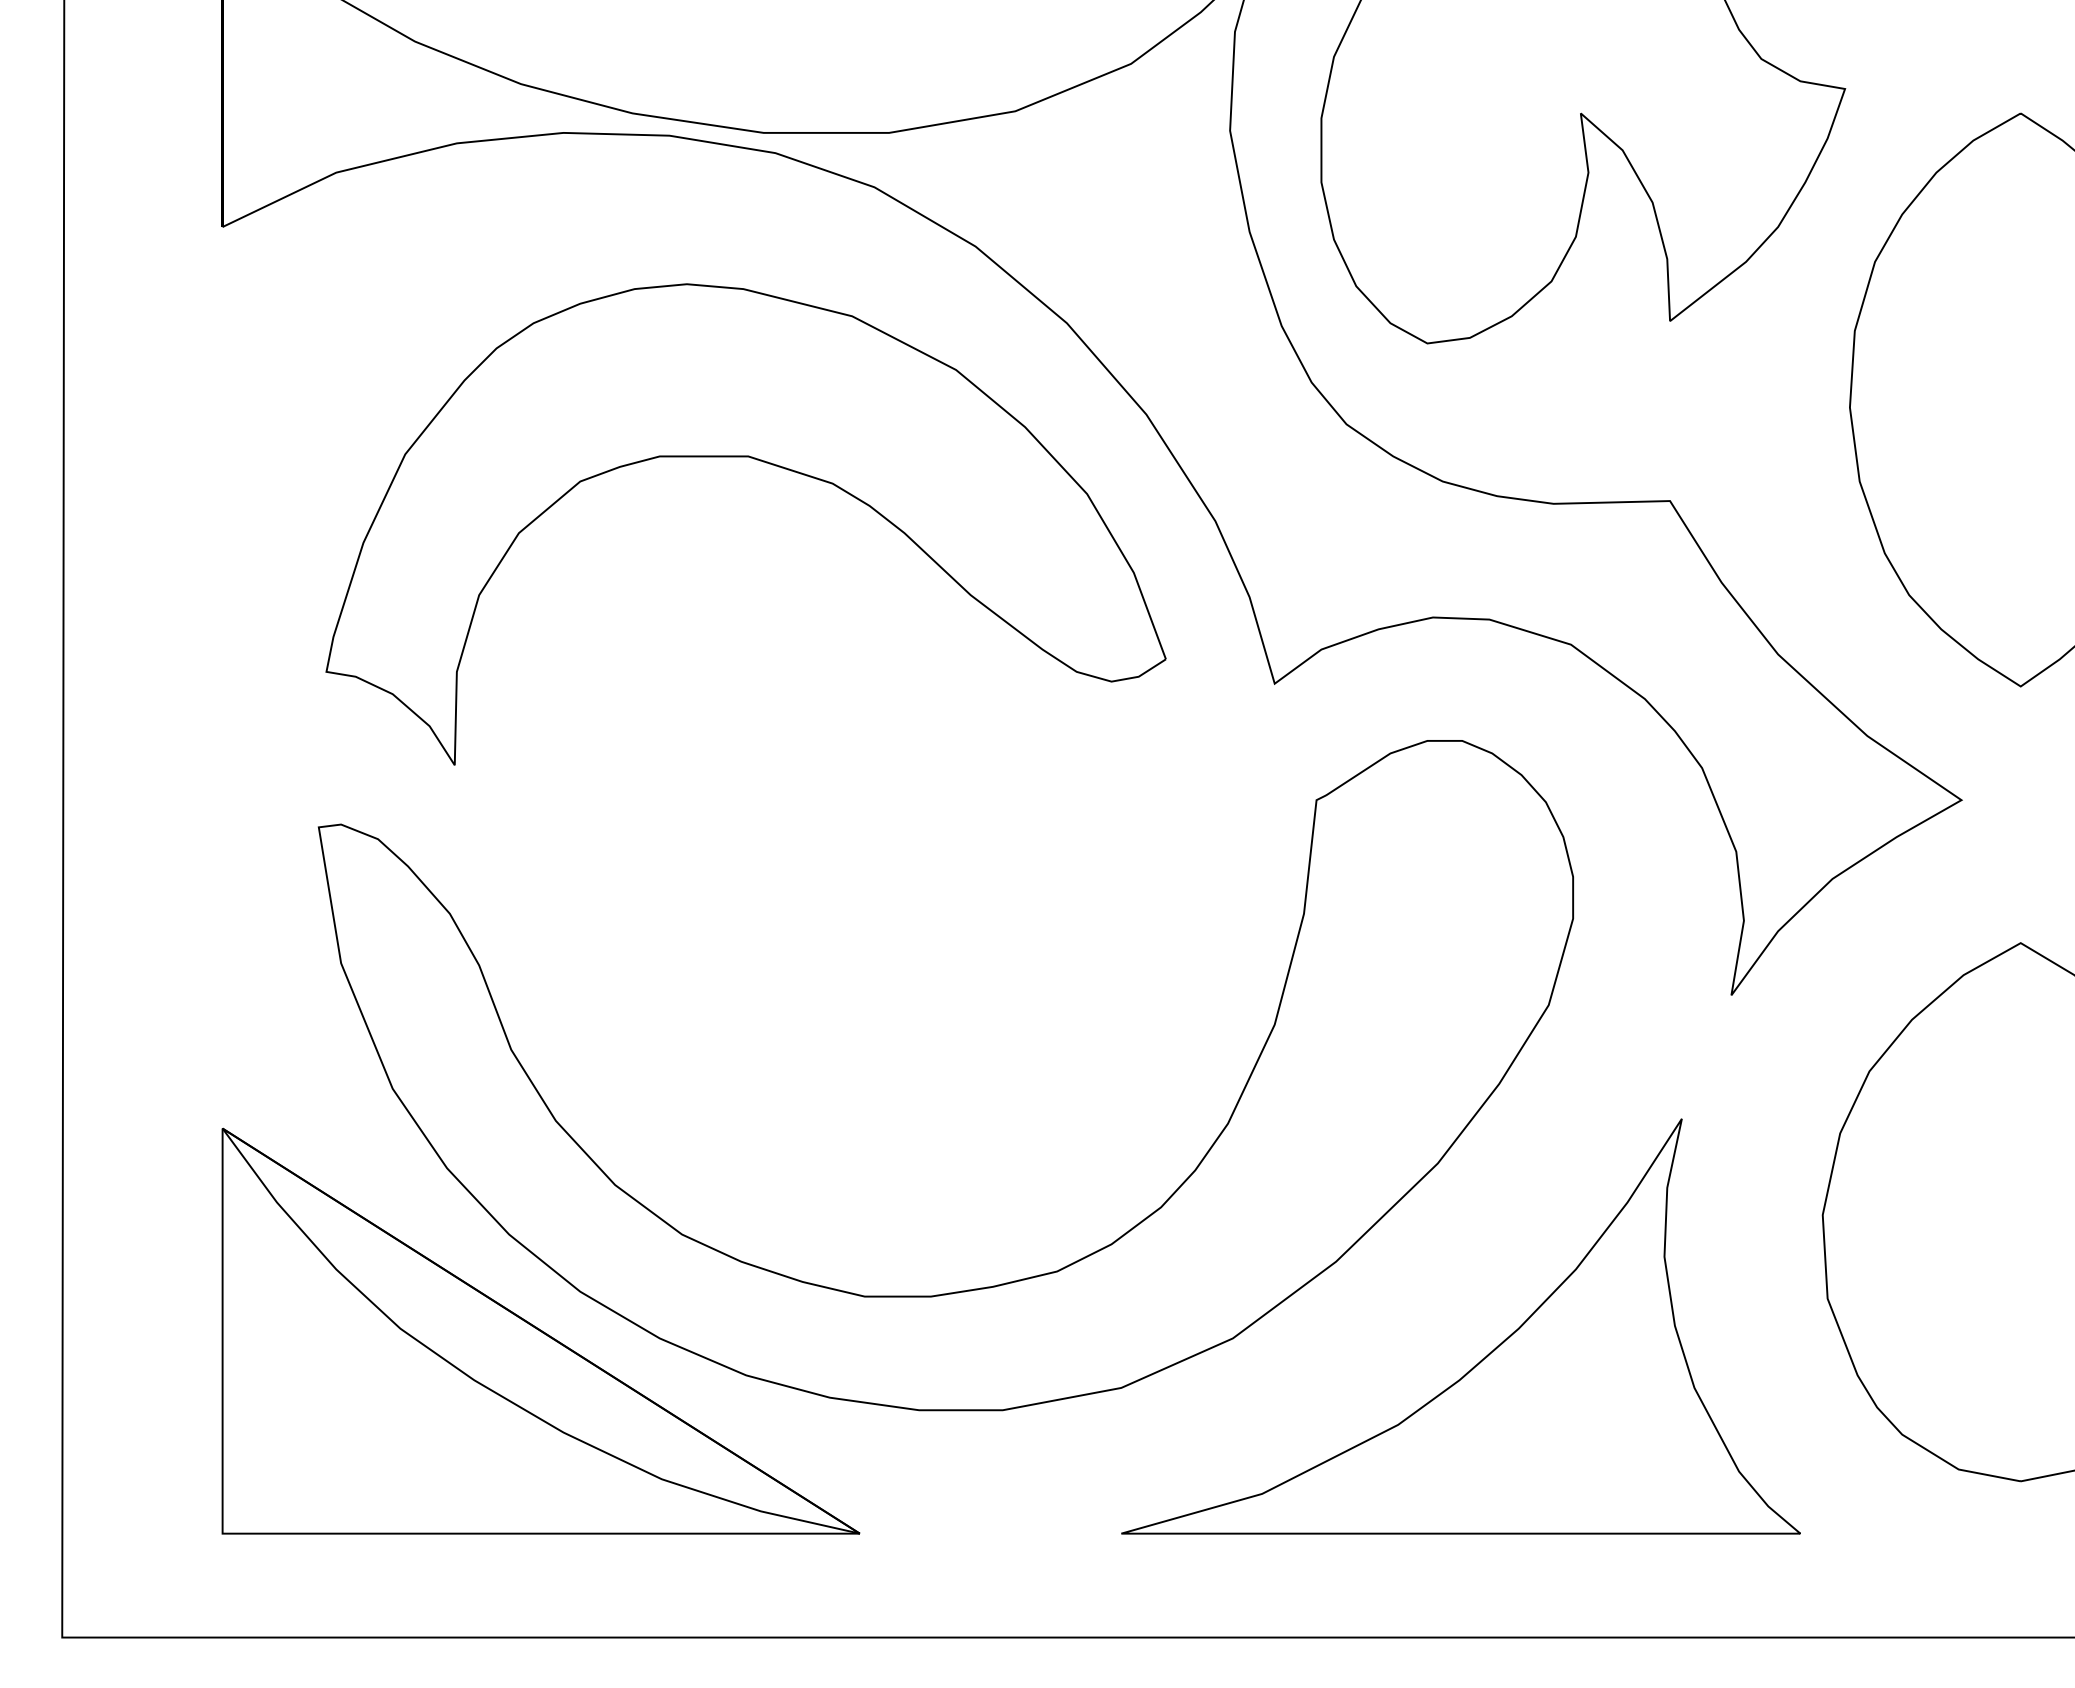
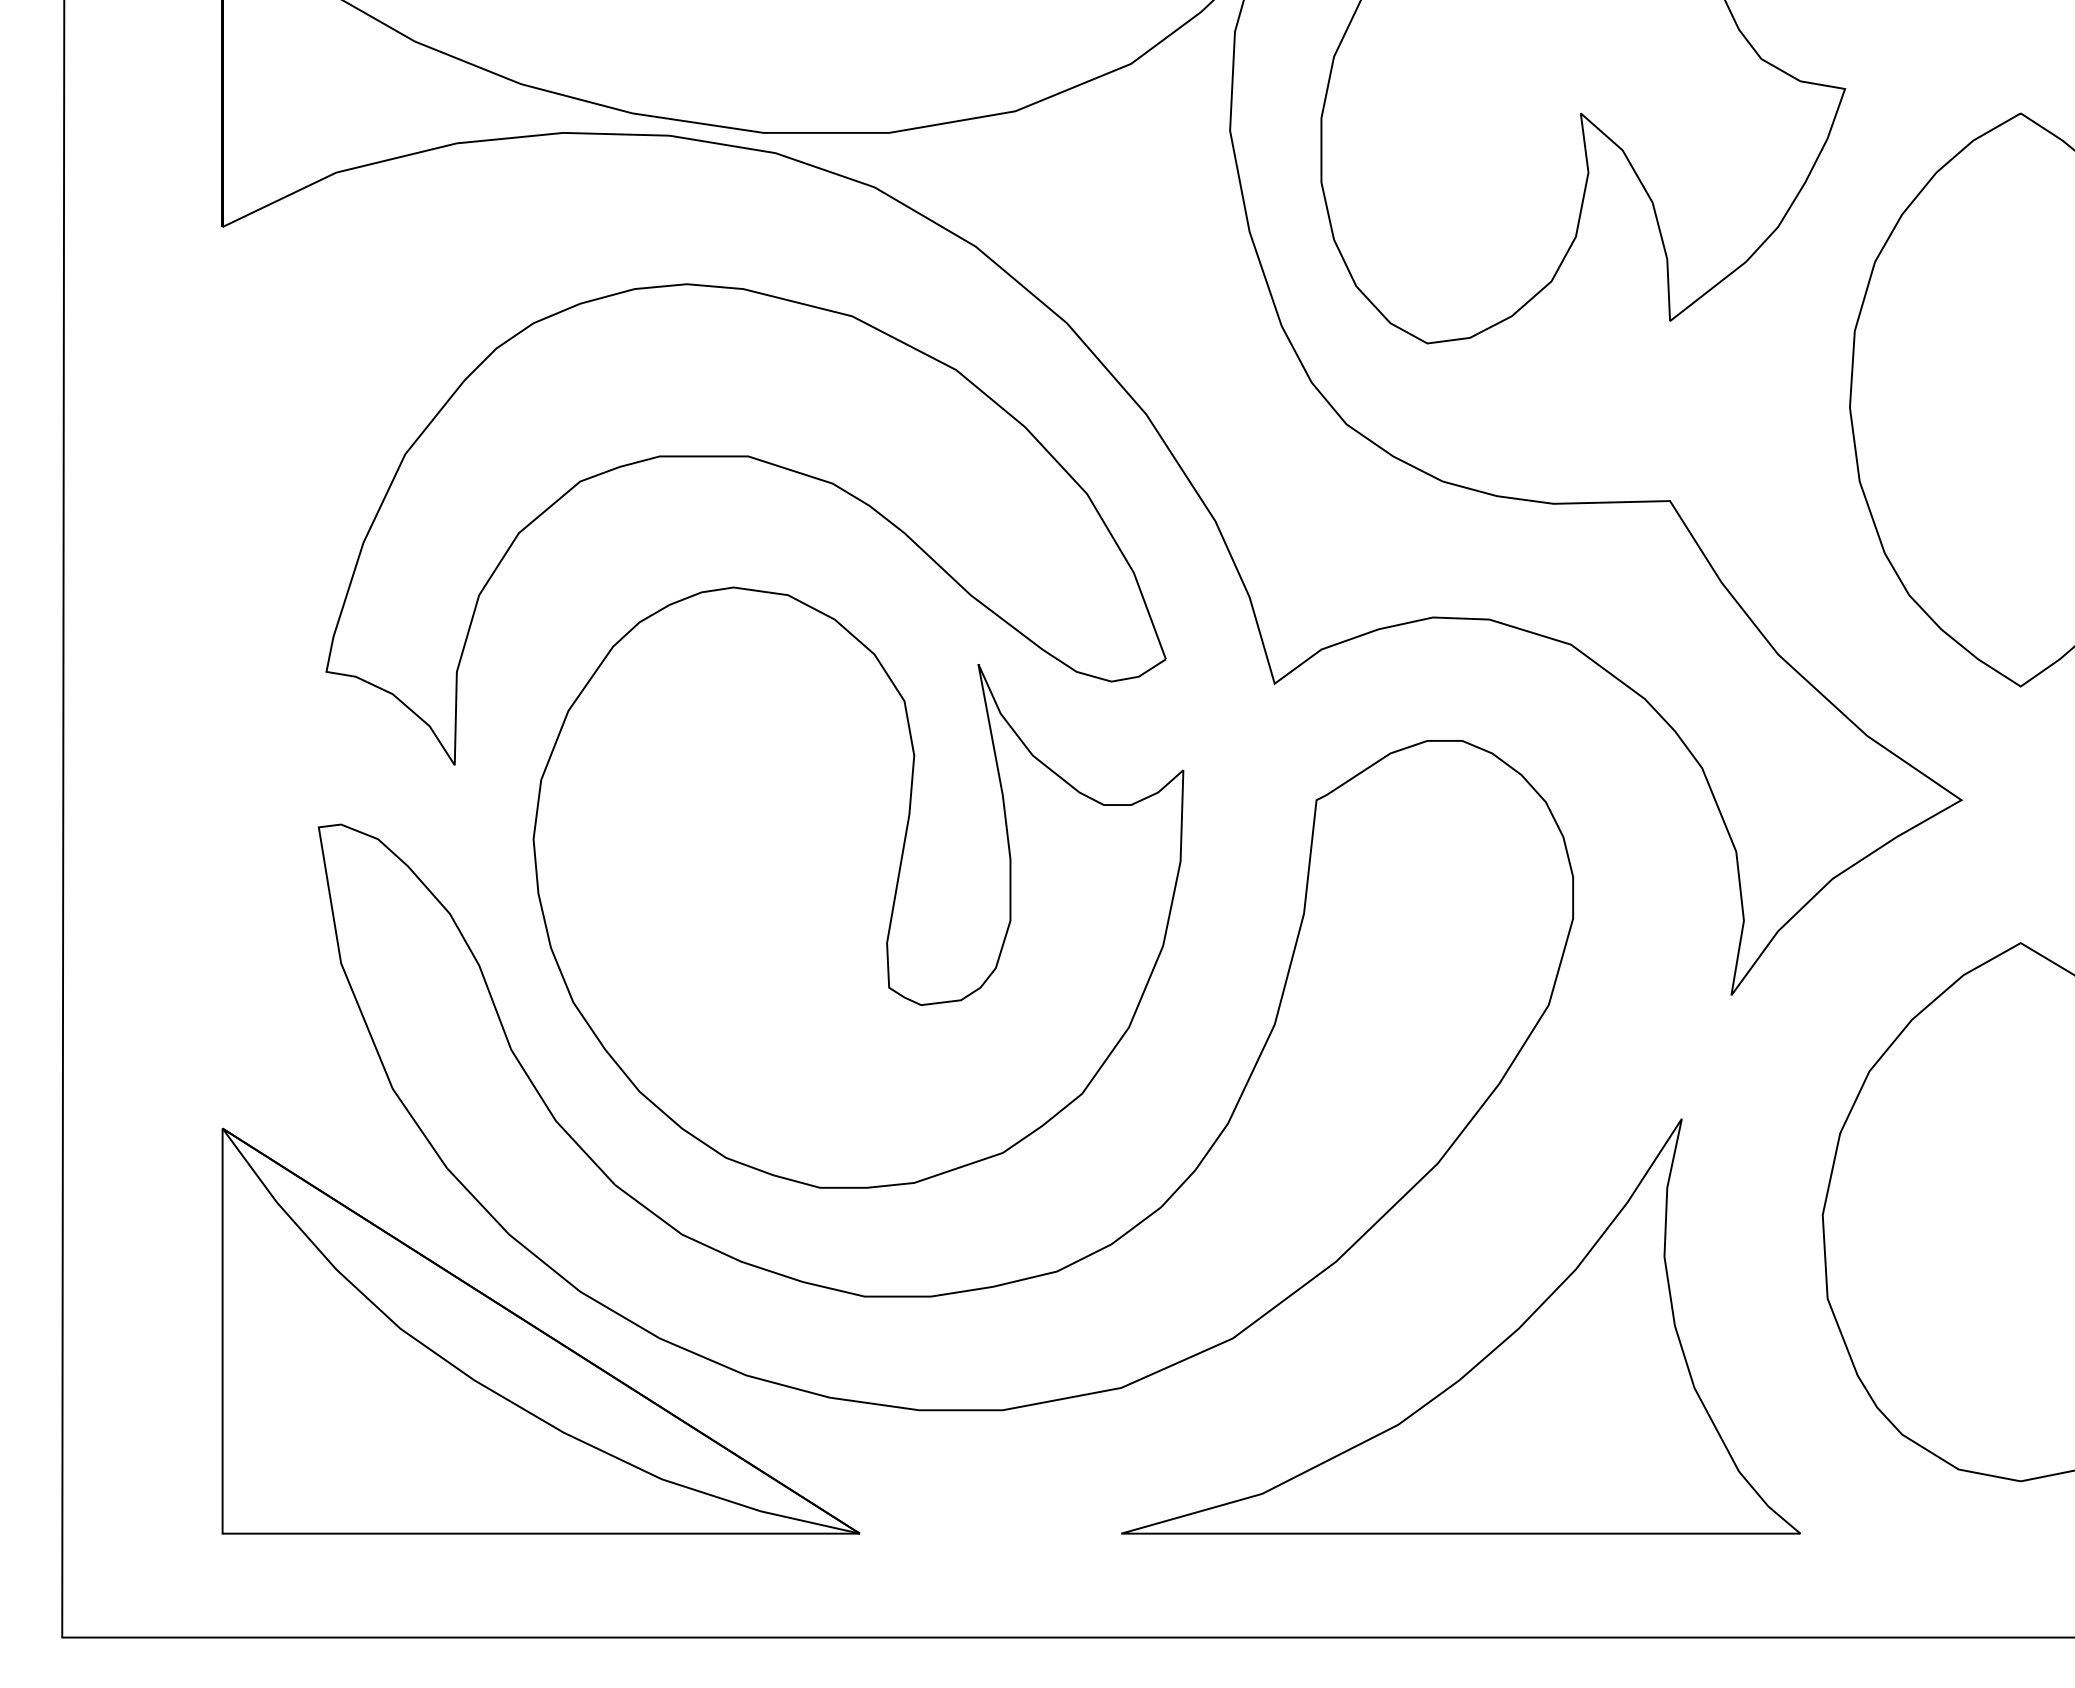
part: none -> present (858, 887)
